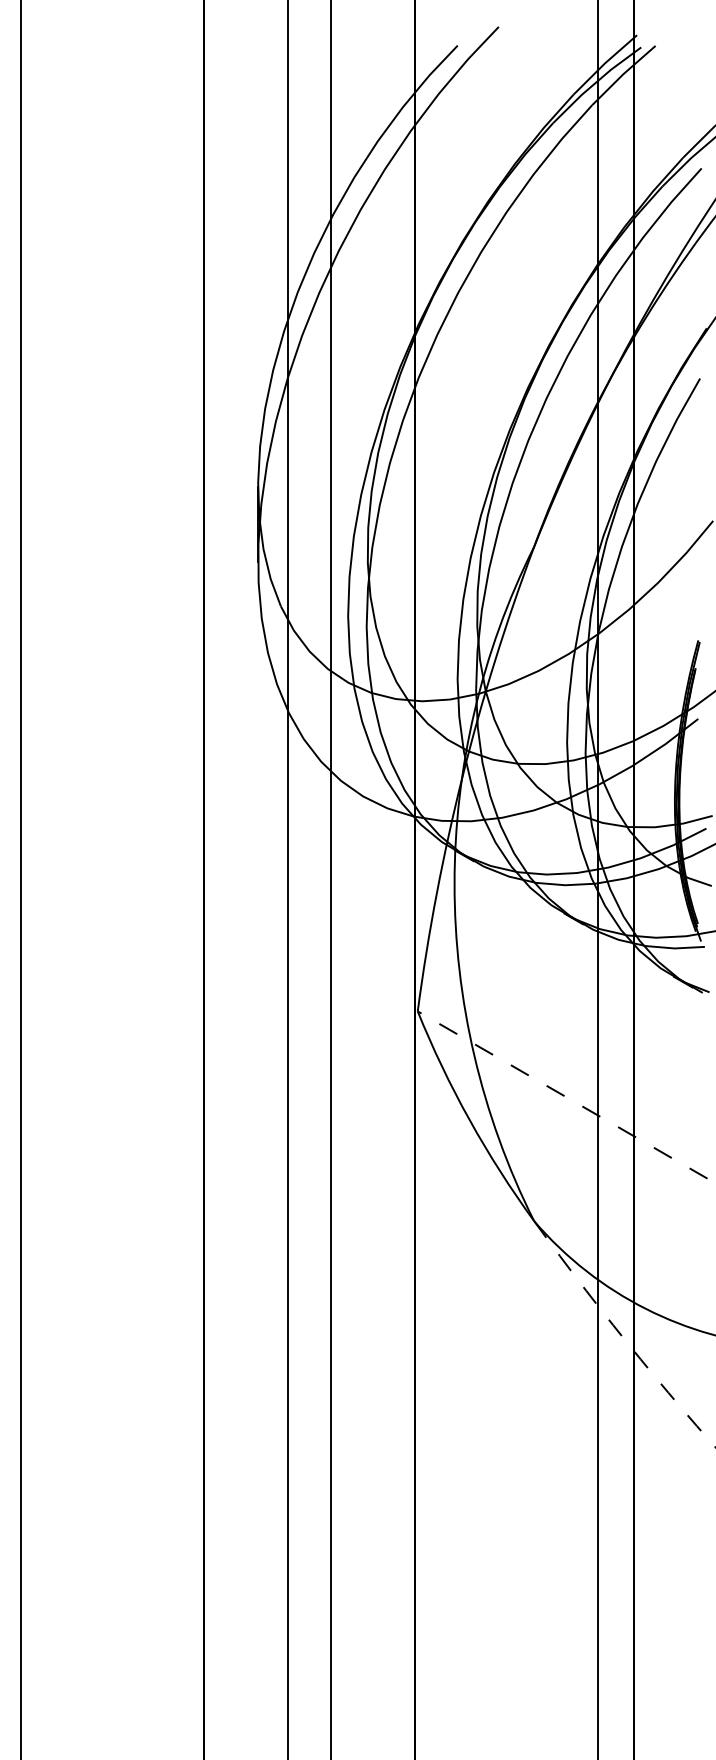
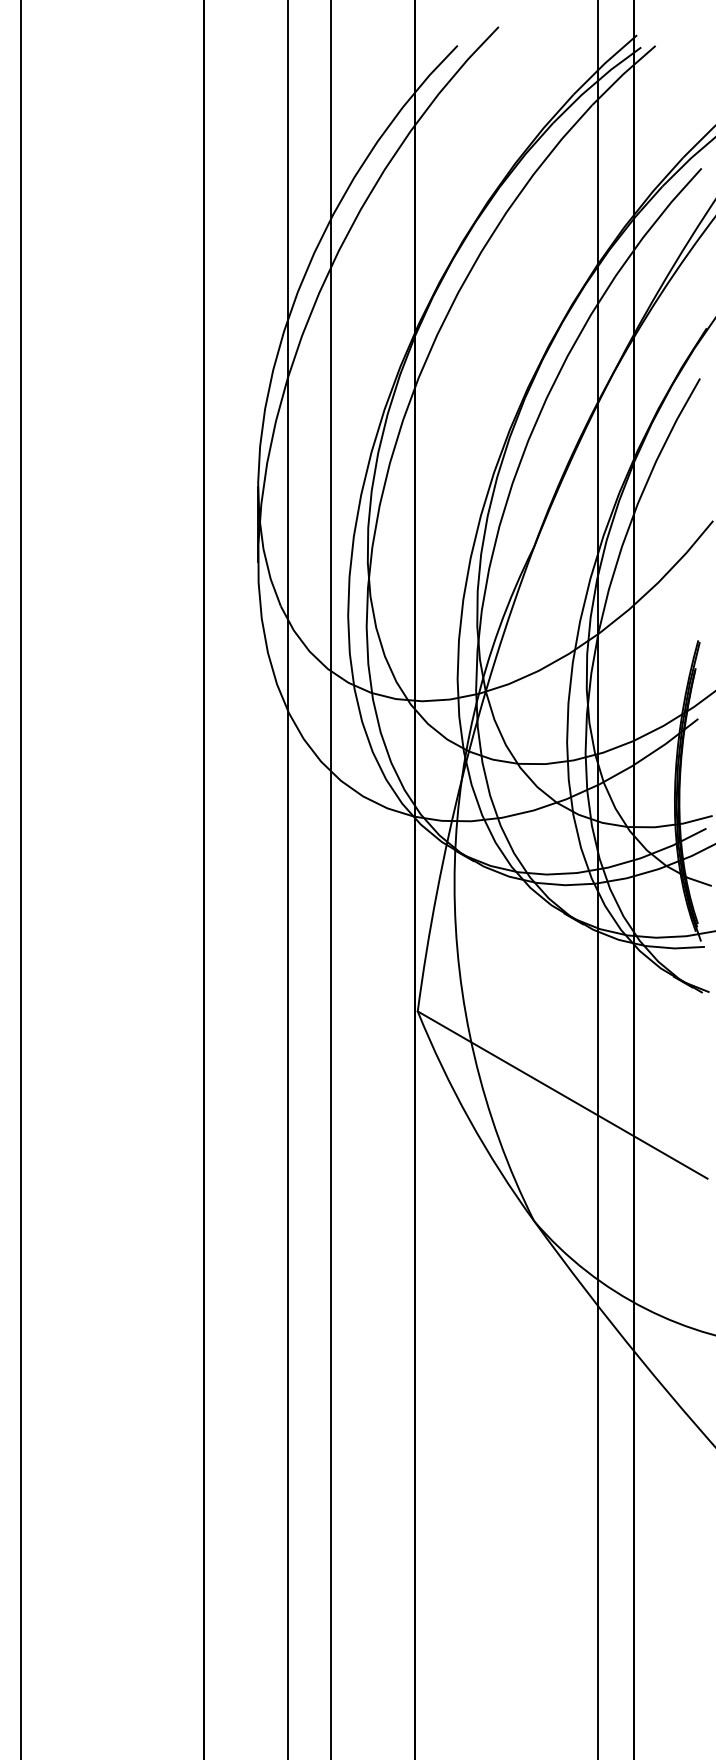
line: dashed -> solid (562, 1094)
arc: dashed -> solid (622, 1336)
